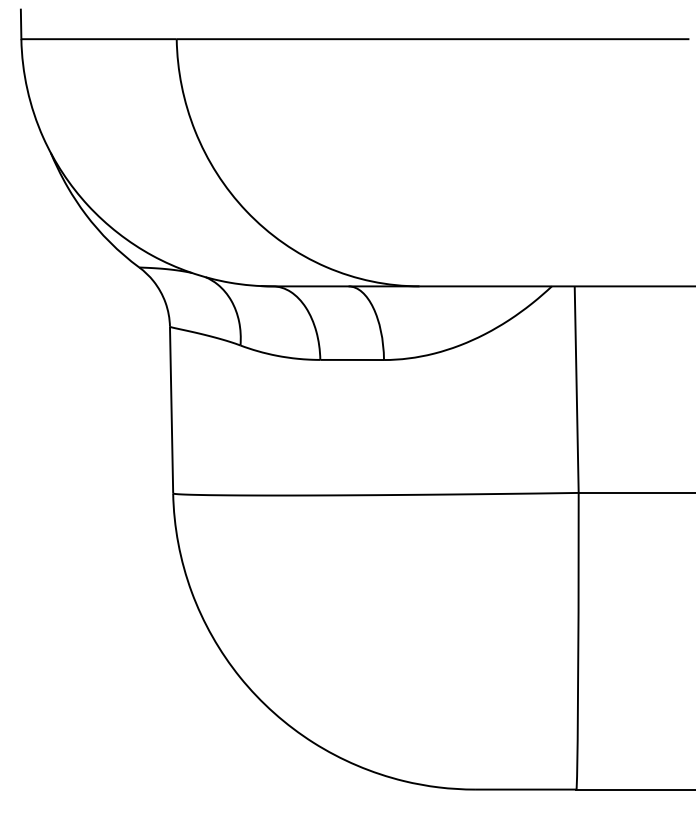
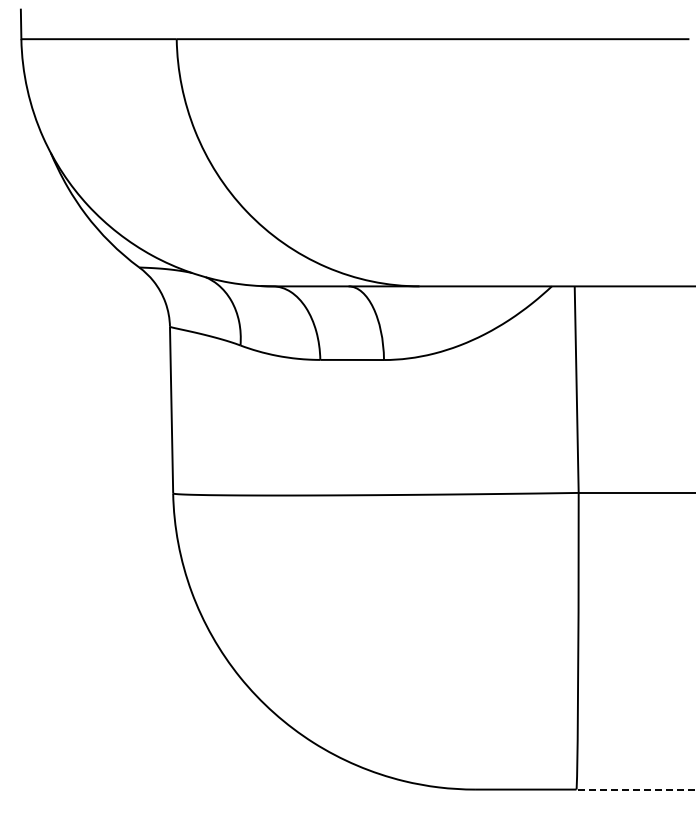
line: solid -> dashed (635, 789)
